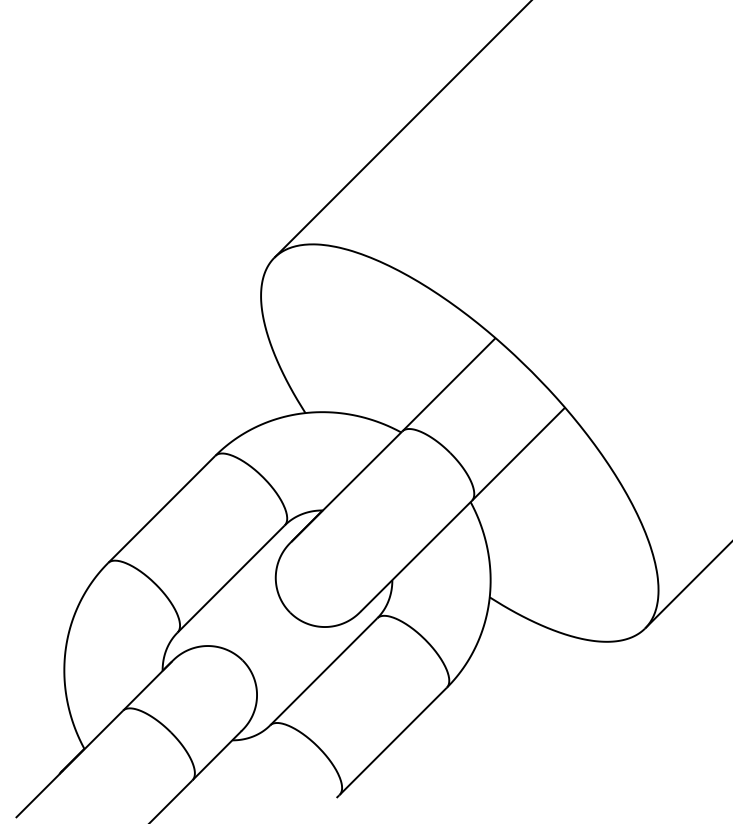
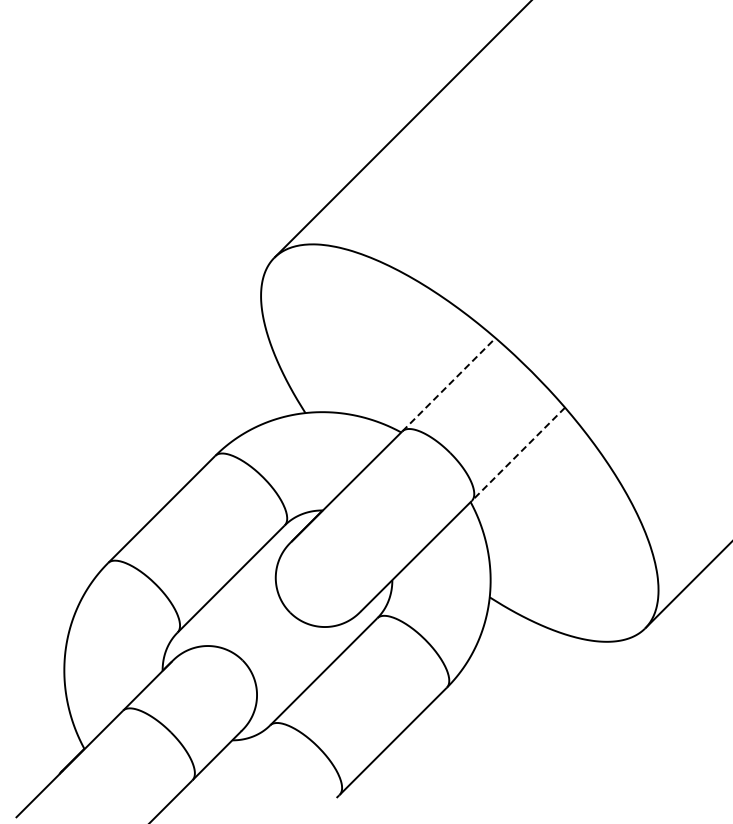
line: solid -> dashed (448, 384)
line: solid -> dashed (518, 454)
